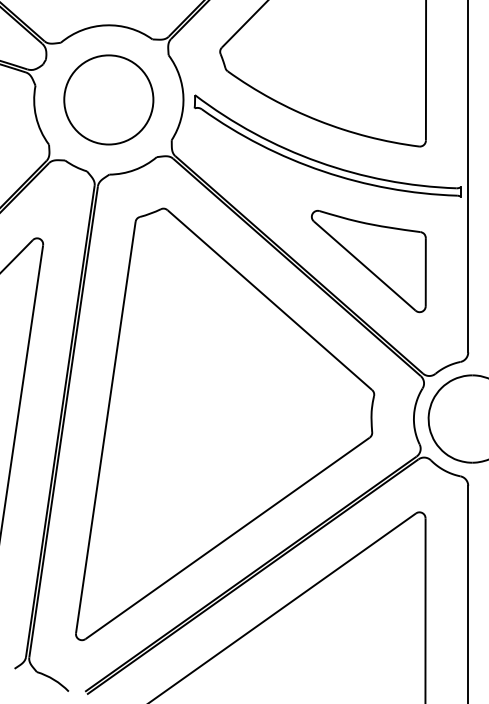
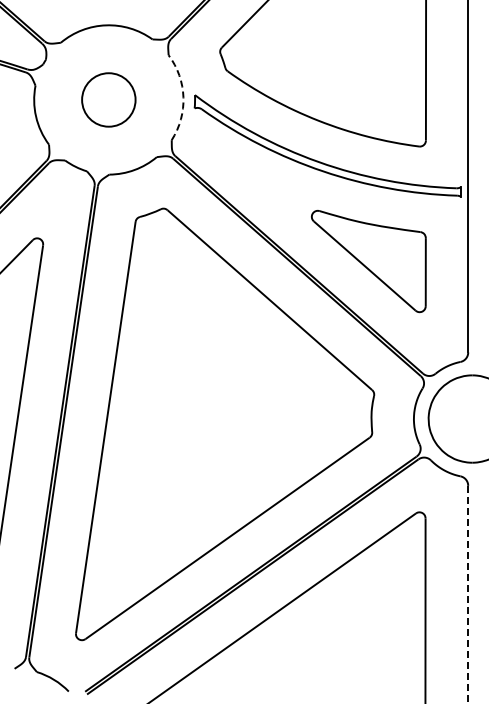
arc: solid -> dashed (183, 97)
circle diameter: 89 px -> 53 px (108, 99)
line: solid -> dashed (468, 594)
